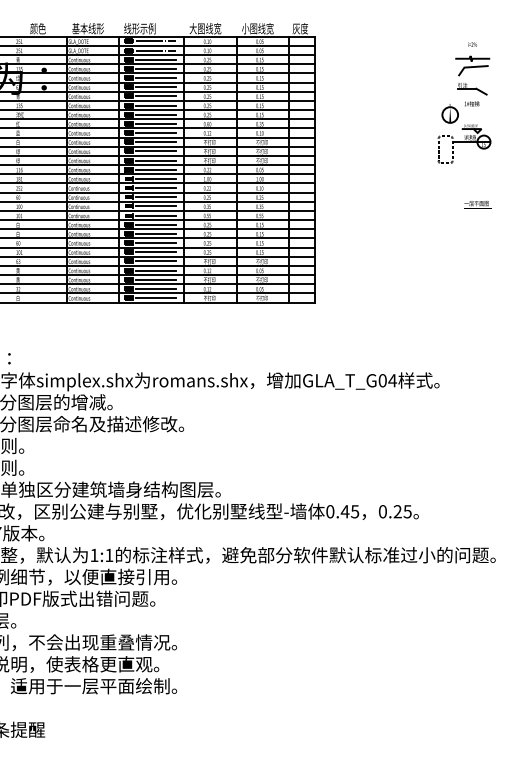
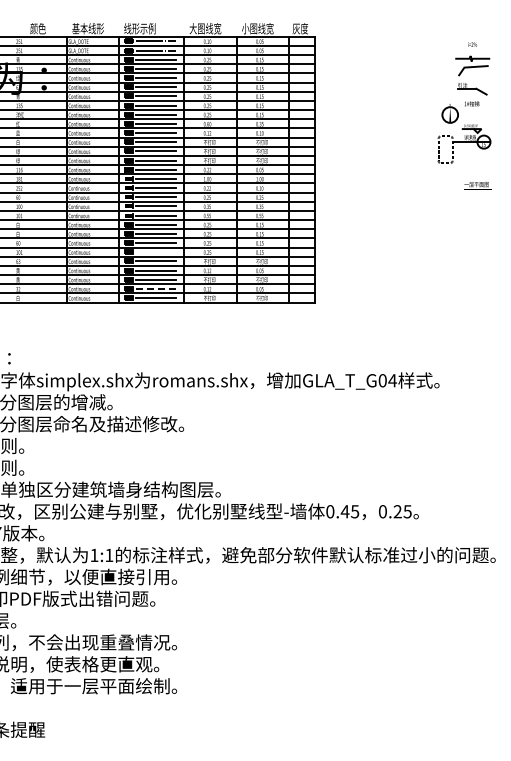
text position: (477, 204) -> (477, 185) (477, 185)
line: present -> none (155, 252)
line: solid -> dashed (156, 288)
